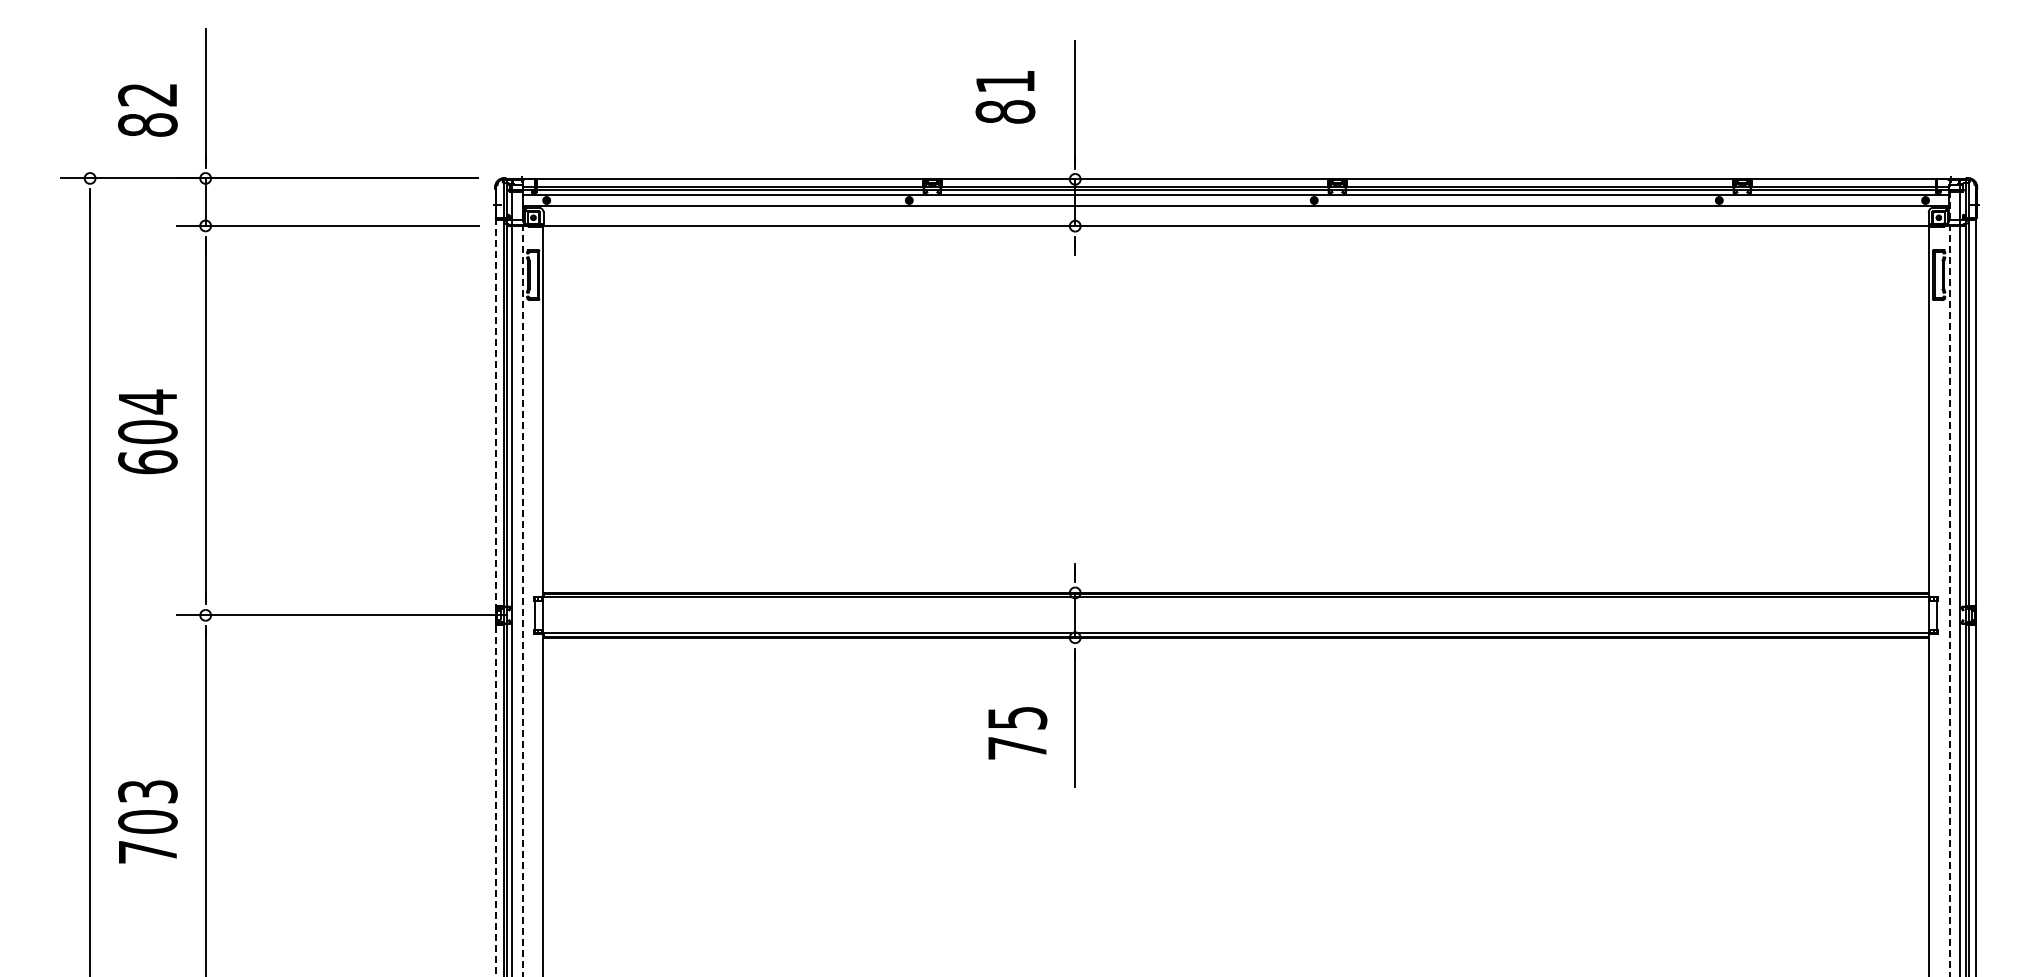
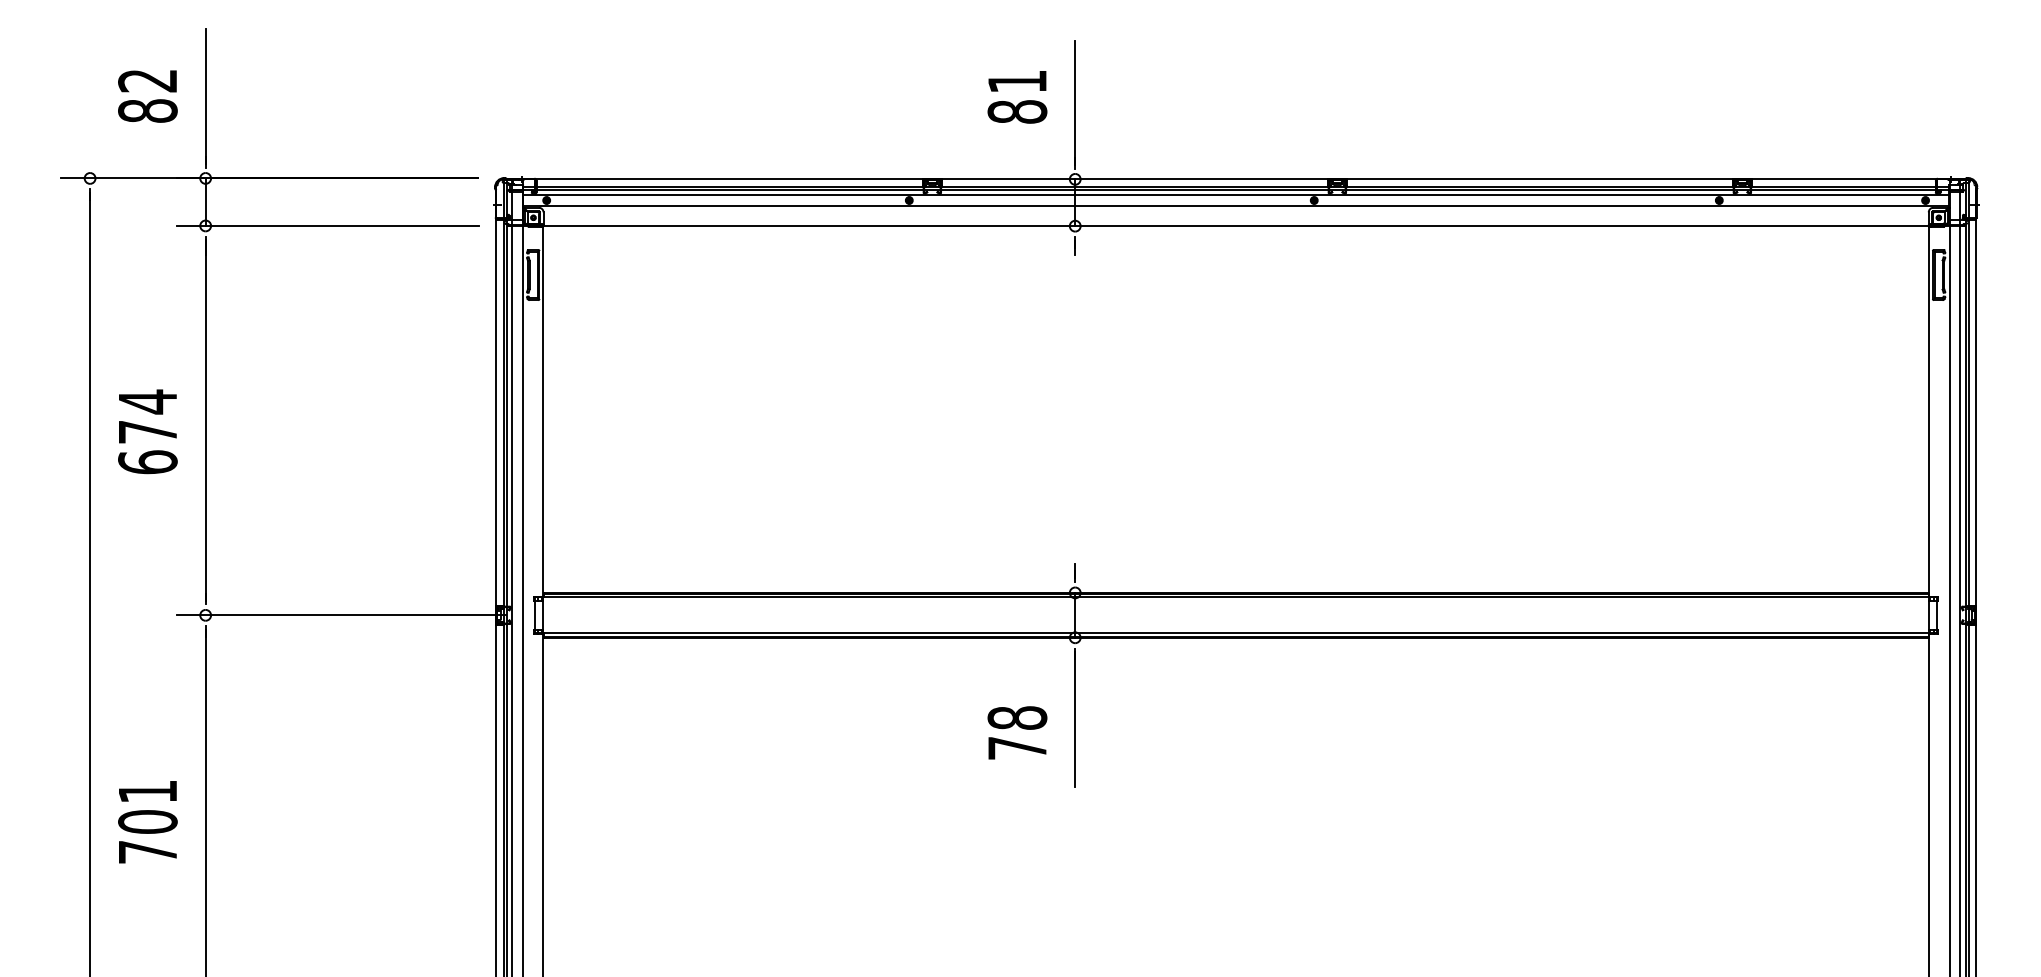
text position: (1005, 97) -> (1017, 97) (1017, 97)
text position: (147, 110) -> (147, 96) (147, 96)
text: 604 -> 674 (147, 432)
line: dashed -> solid (522, 578)
line: dashed -> solid (1949, 578)
line: dashed -> solid (496, 581)
text: 75 -> 78 (1017, 717)
text: 703 -> 701 (147, 791)
